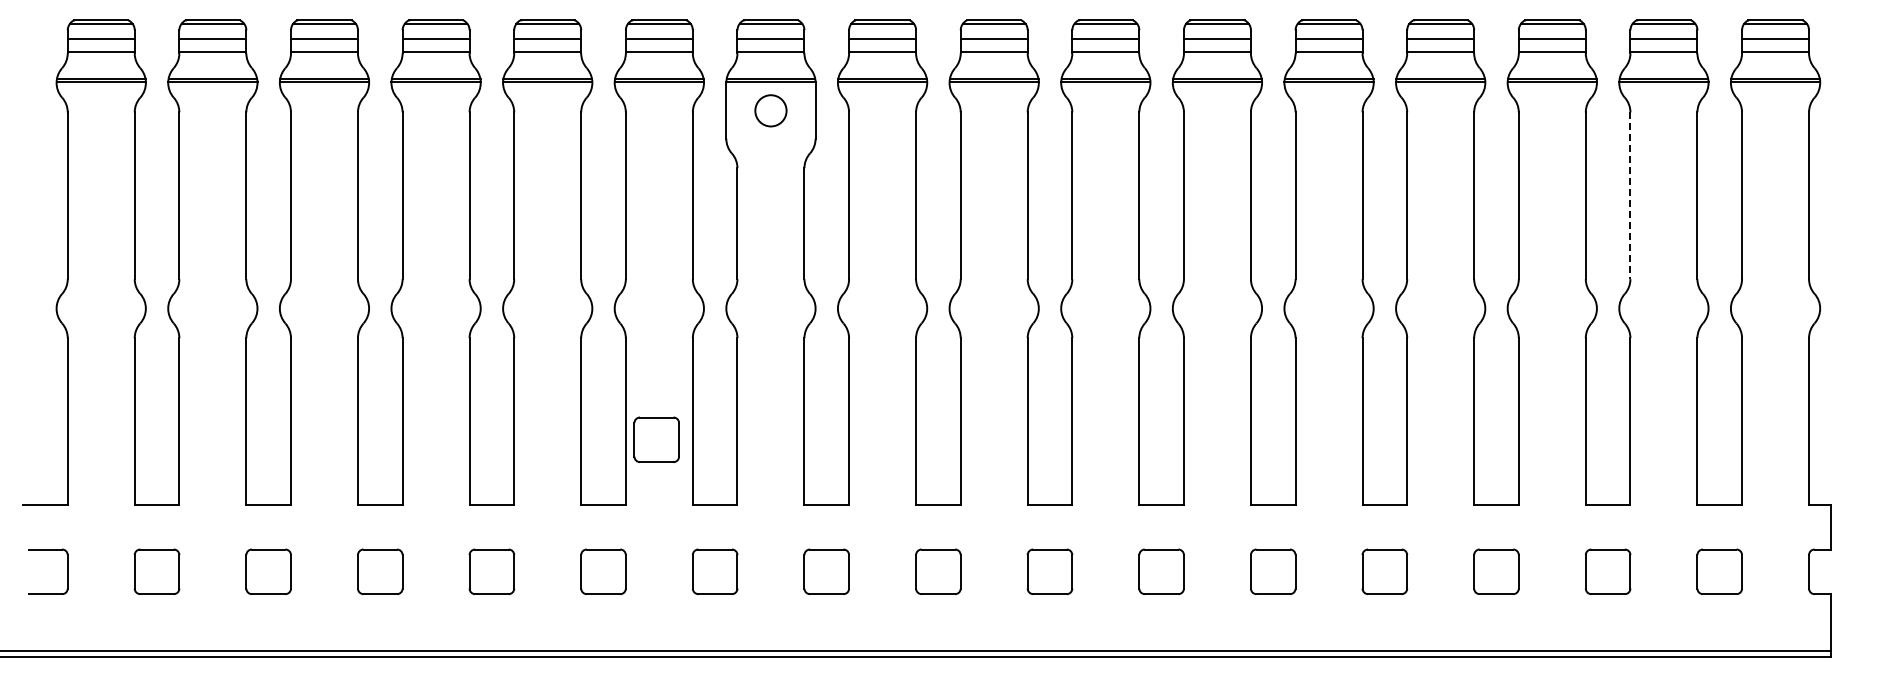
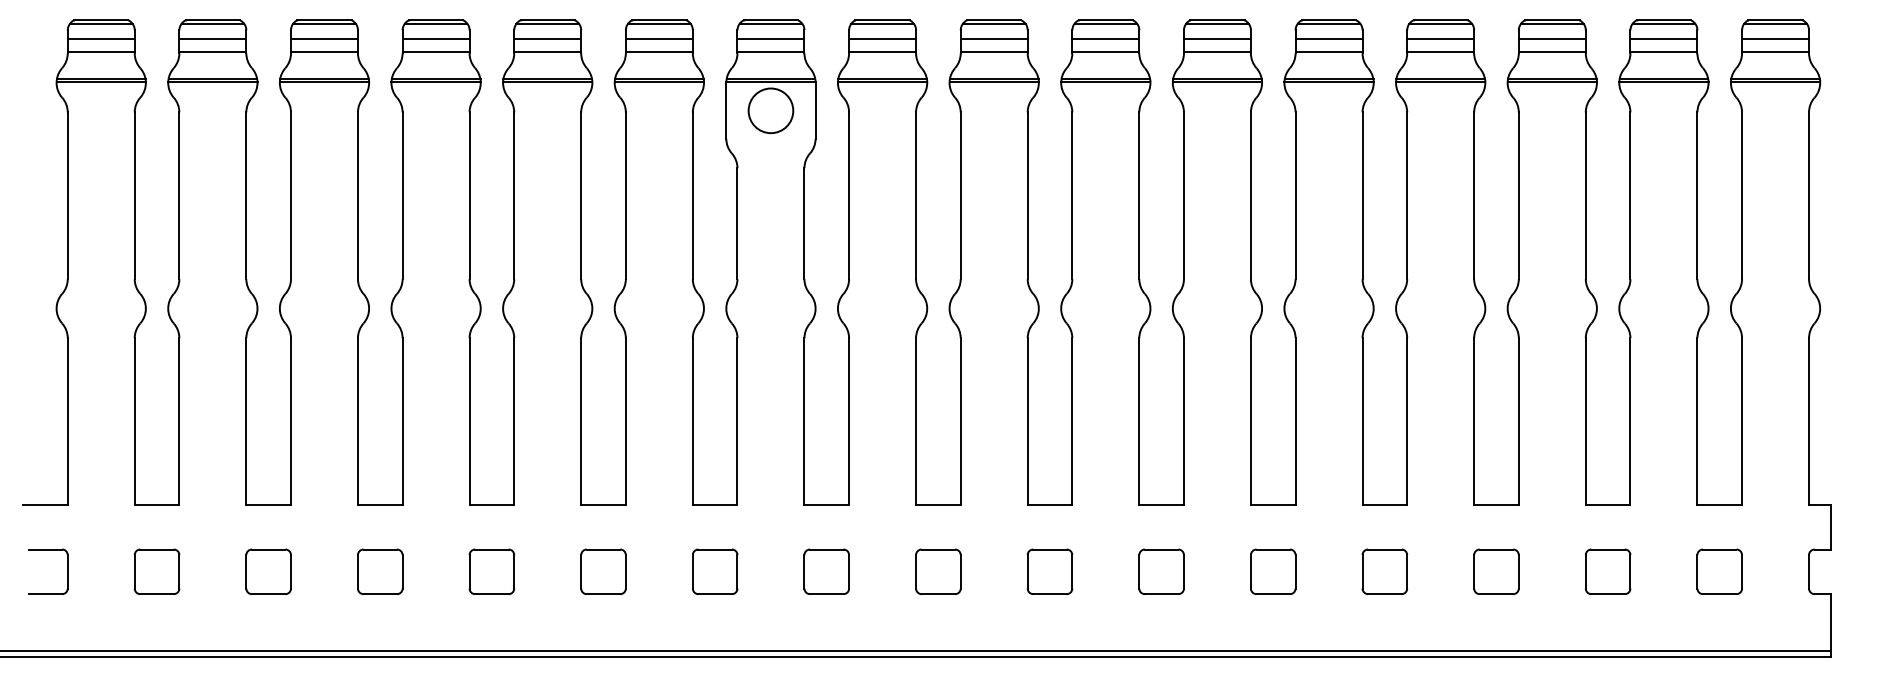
circle diameter: 31 px -> 45 px (770, 110)
line: dashed -> solid (1630, 196)
part: present -> none (656, 439)
